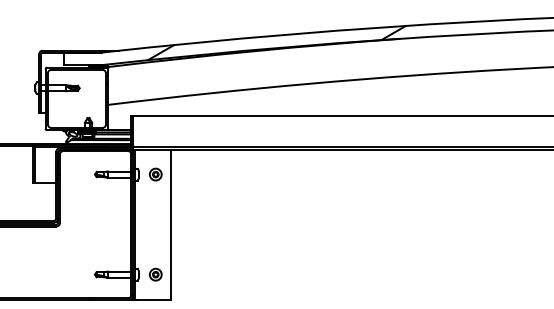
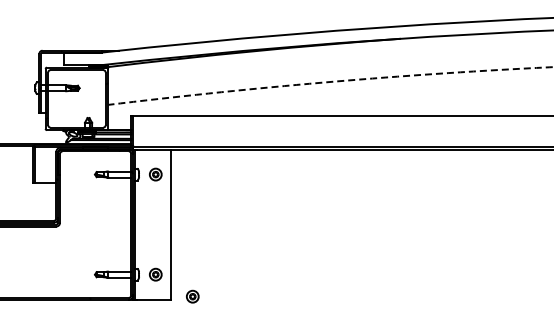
hatch: present -> none (276, 42)
arc: solid -> dashed (330, 82)
part: none -> present (192, 296)
